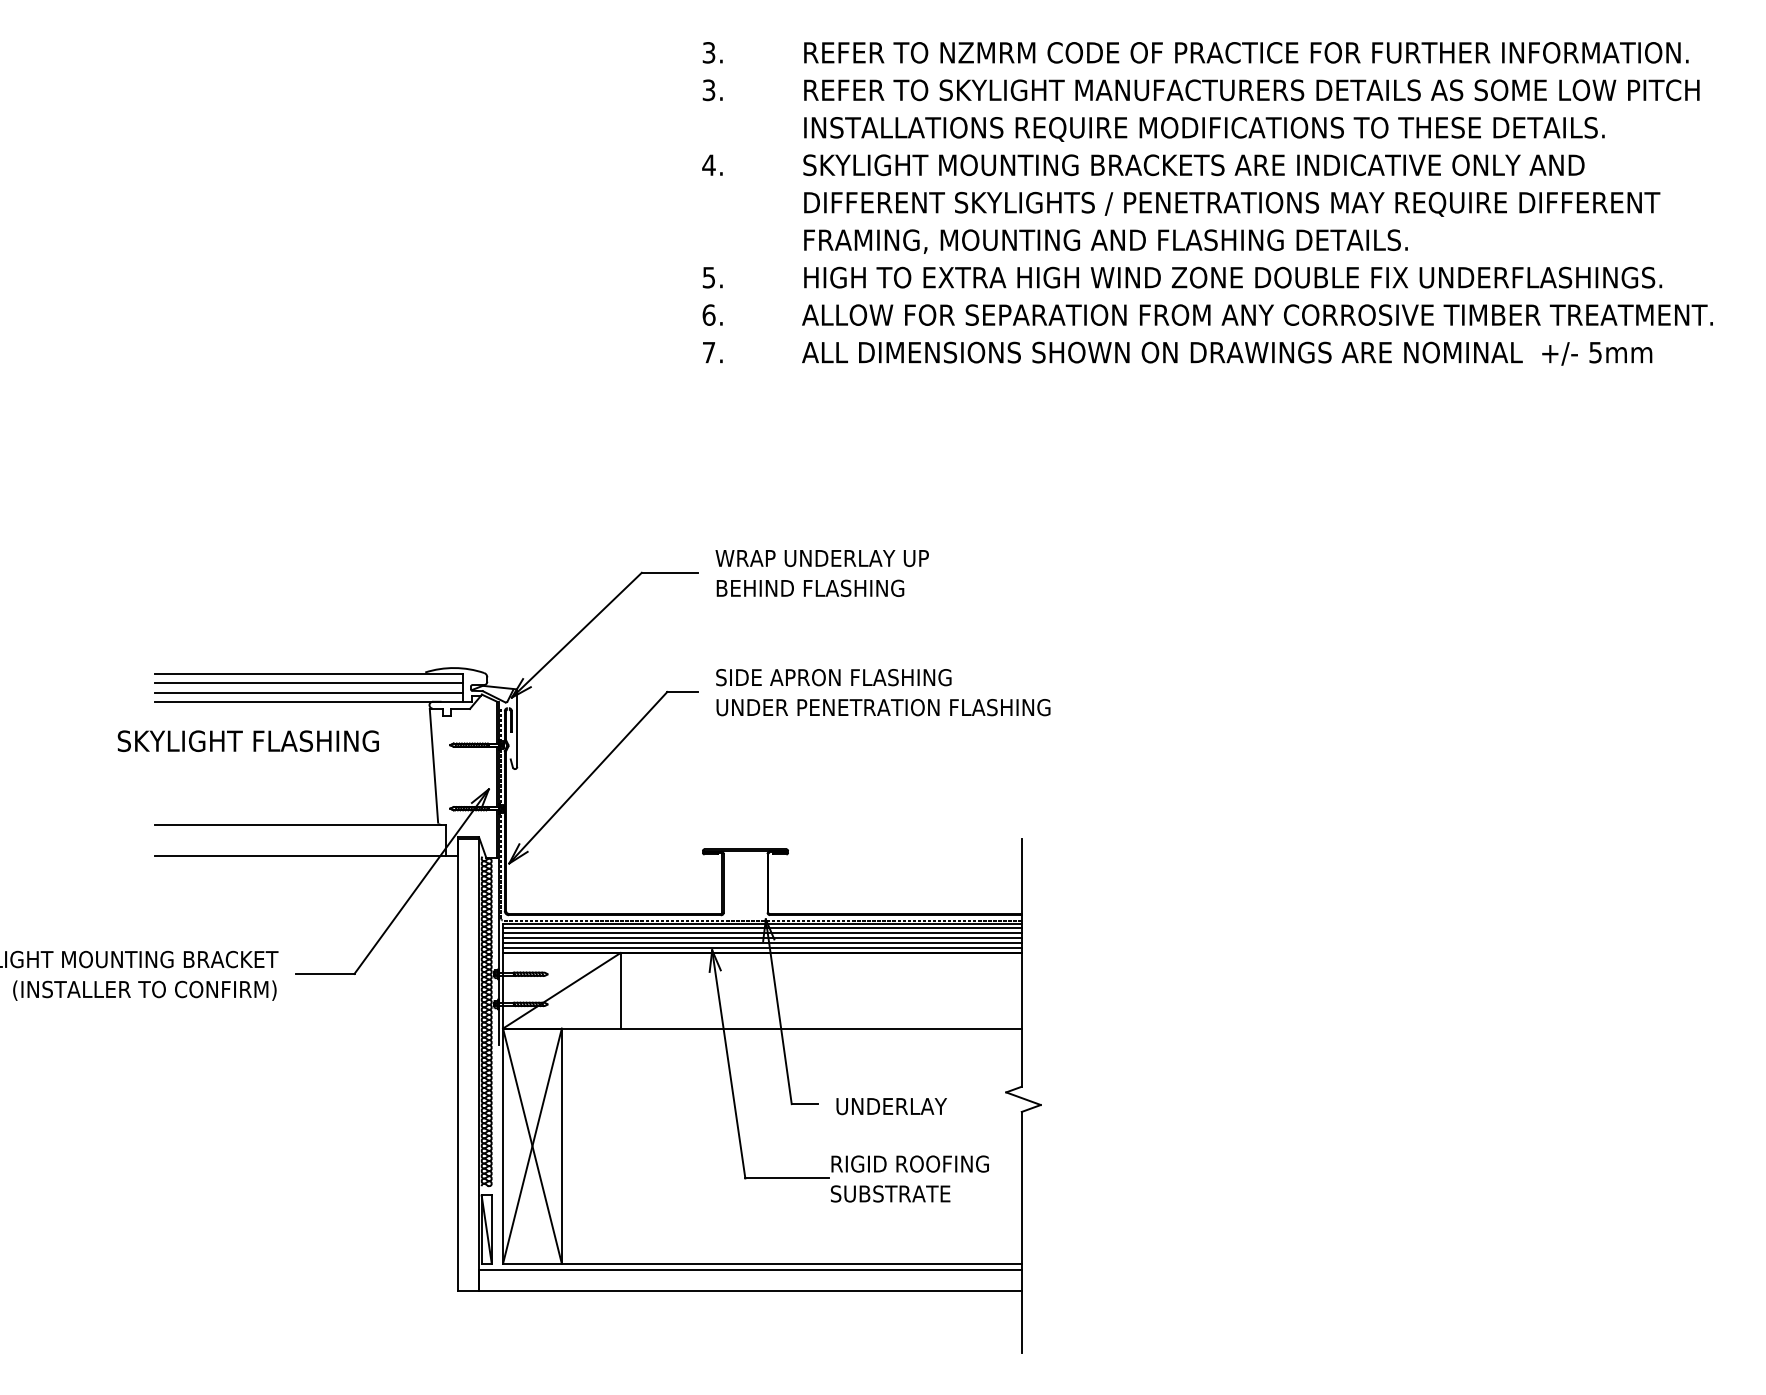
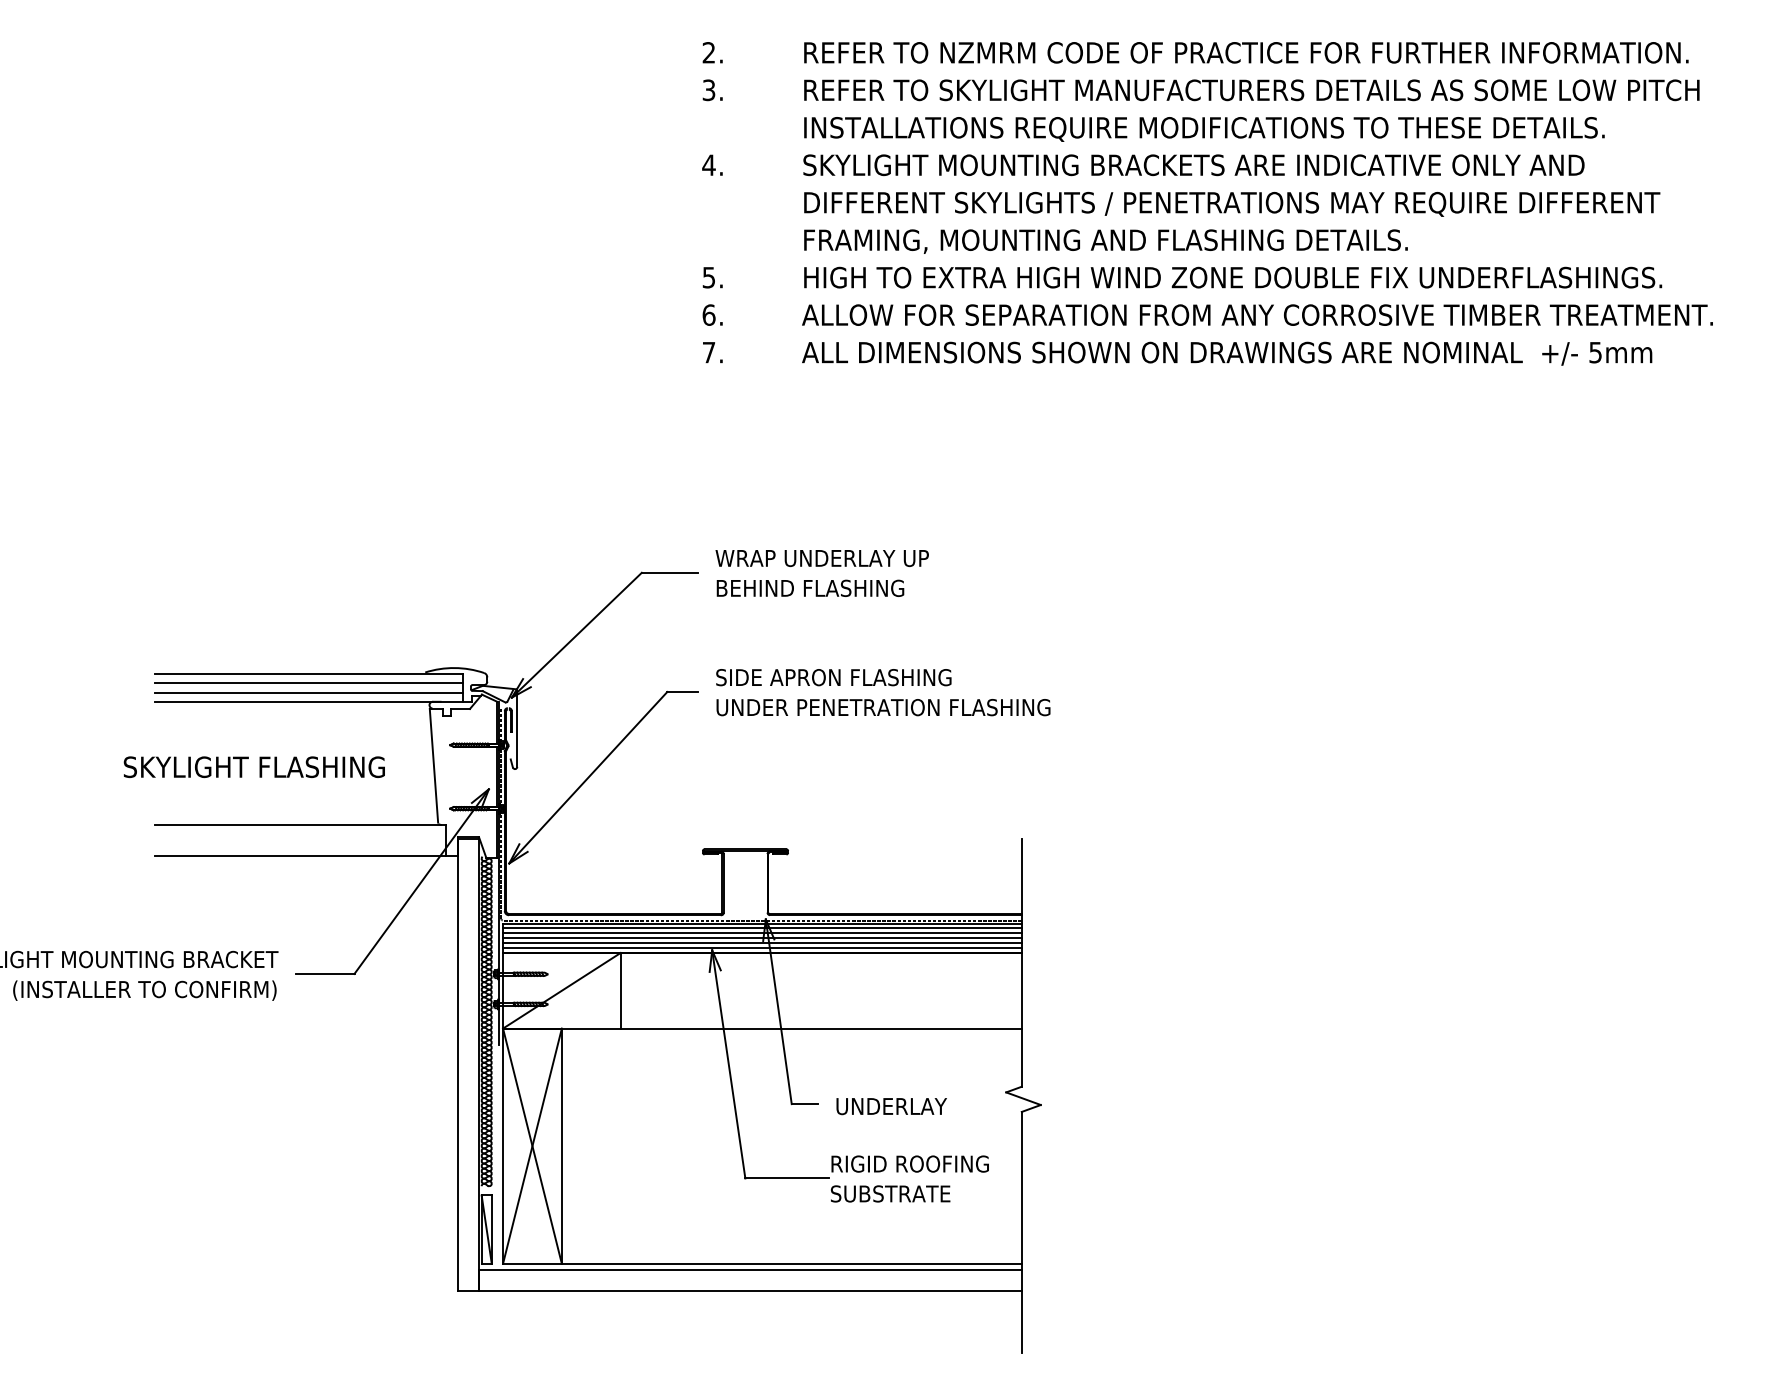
text: 3. -> 2. (708, 52)
text position: (247, 740) -> (253, 766) (253, 766)
